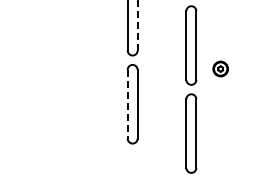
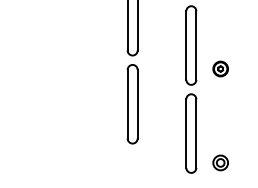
line: dashed -> solid (137, 25)
line: dashed -> solid (127, 104)
part: none -> present (220, 162)
